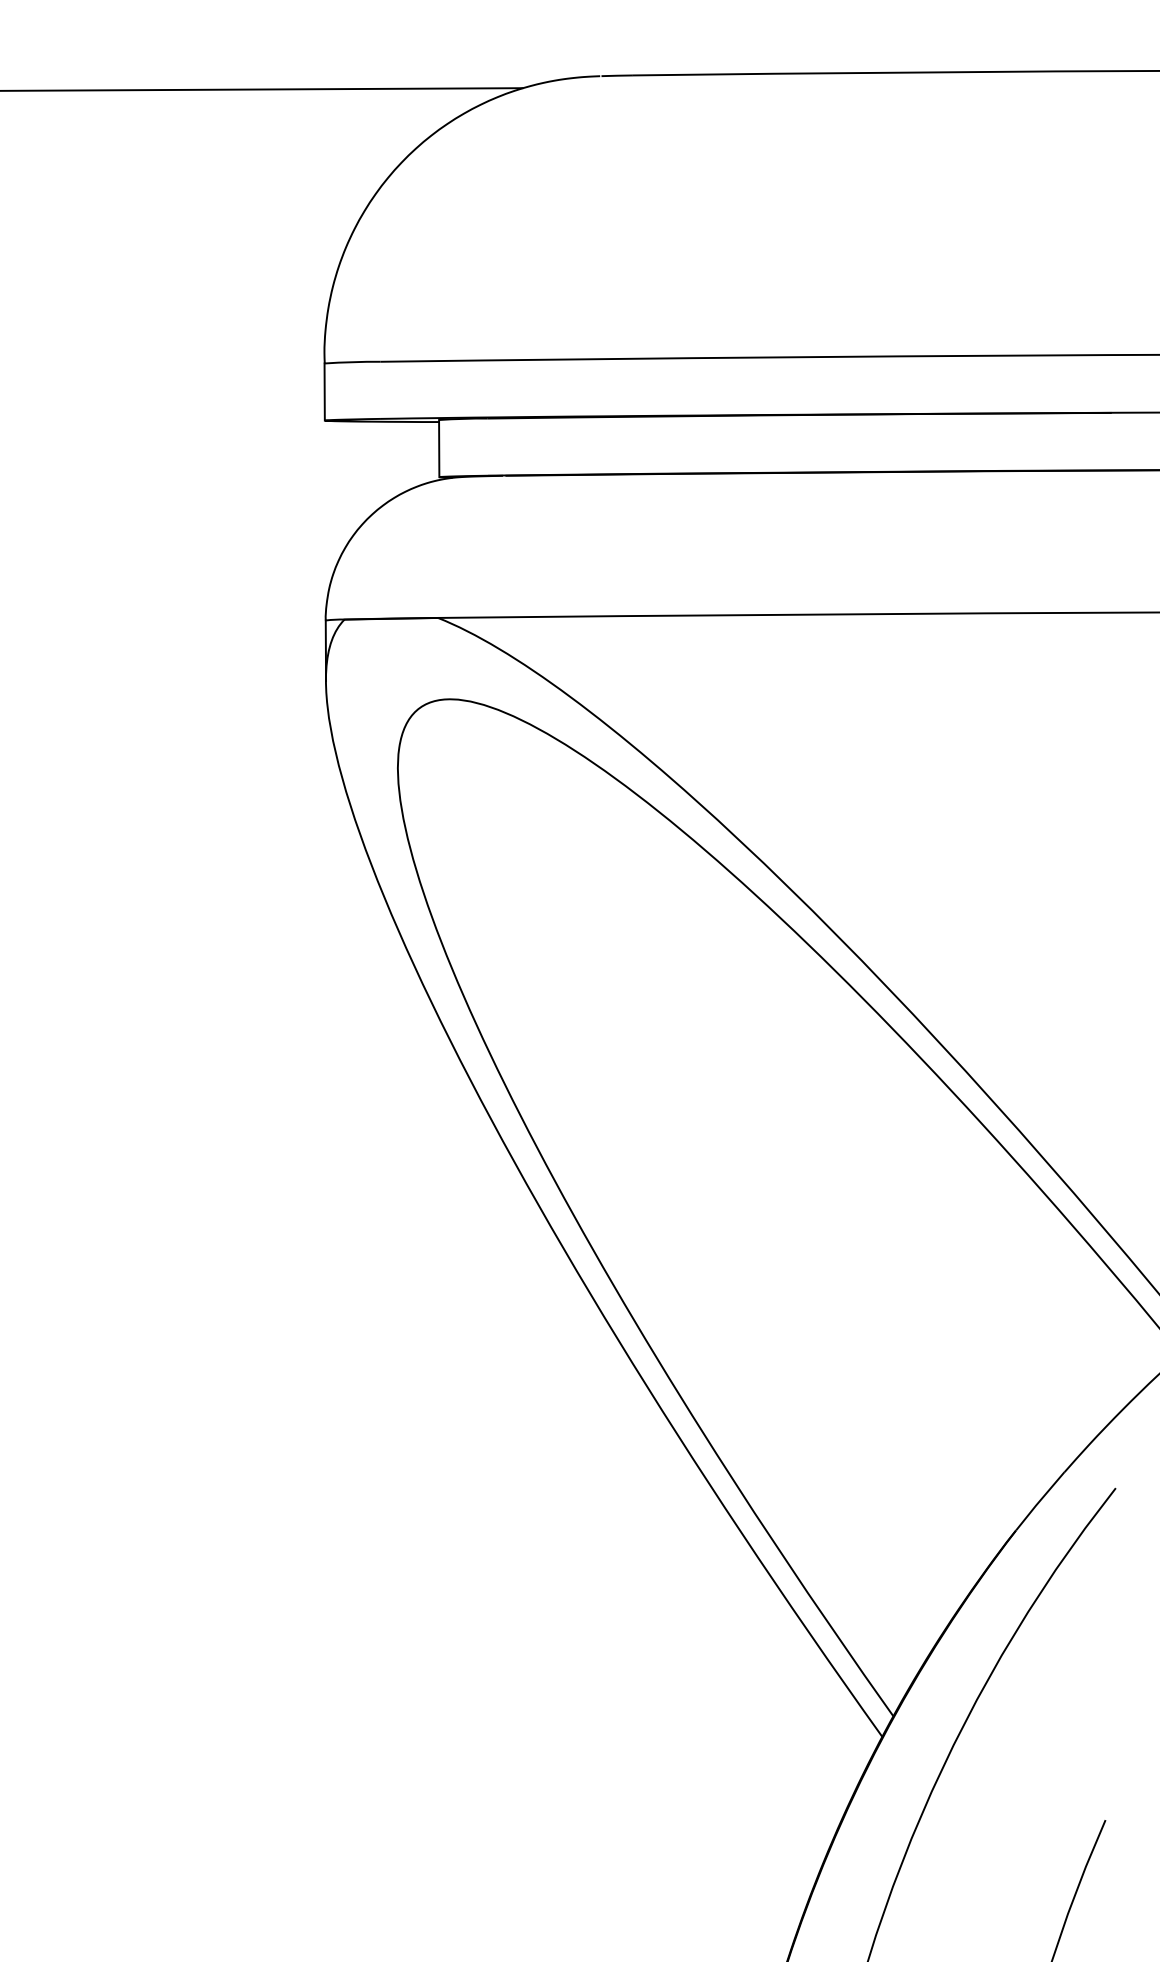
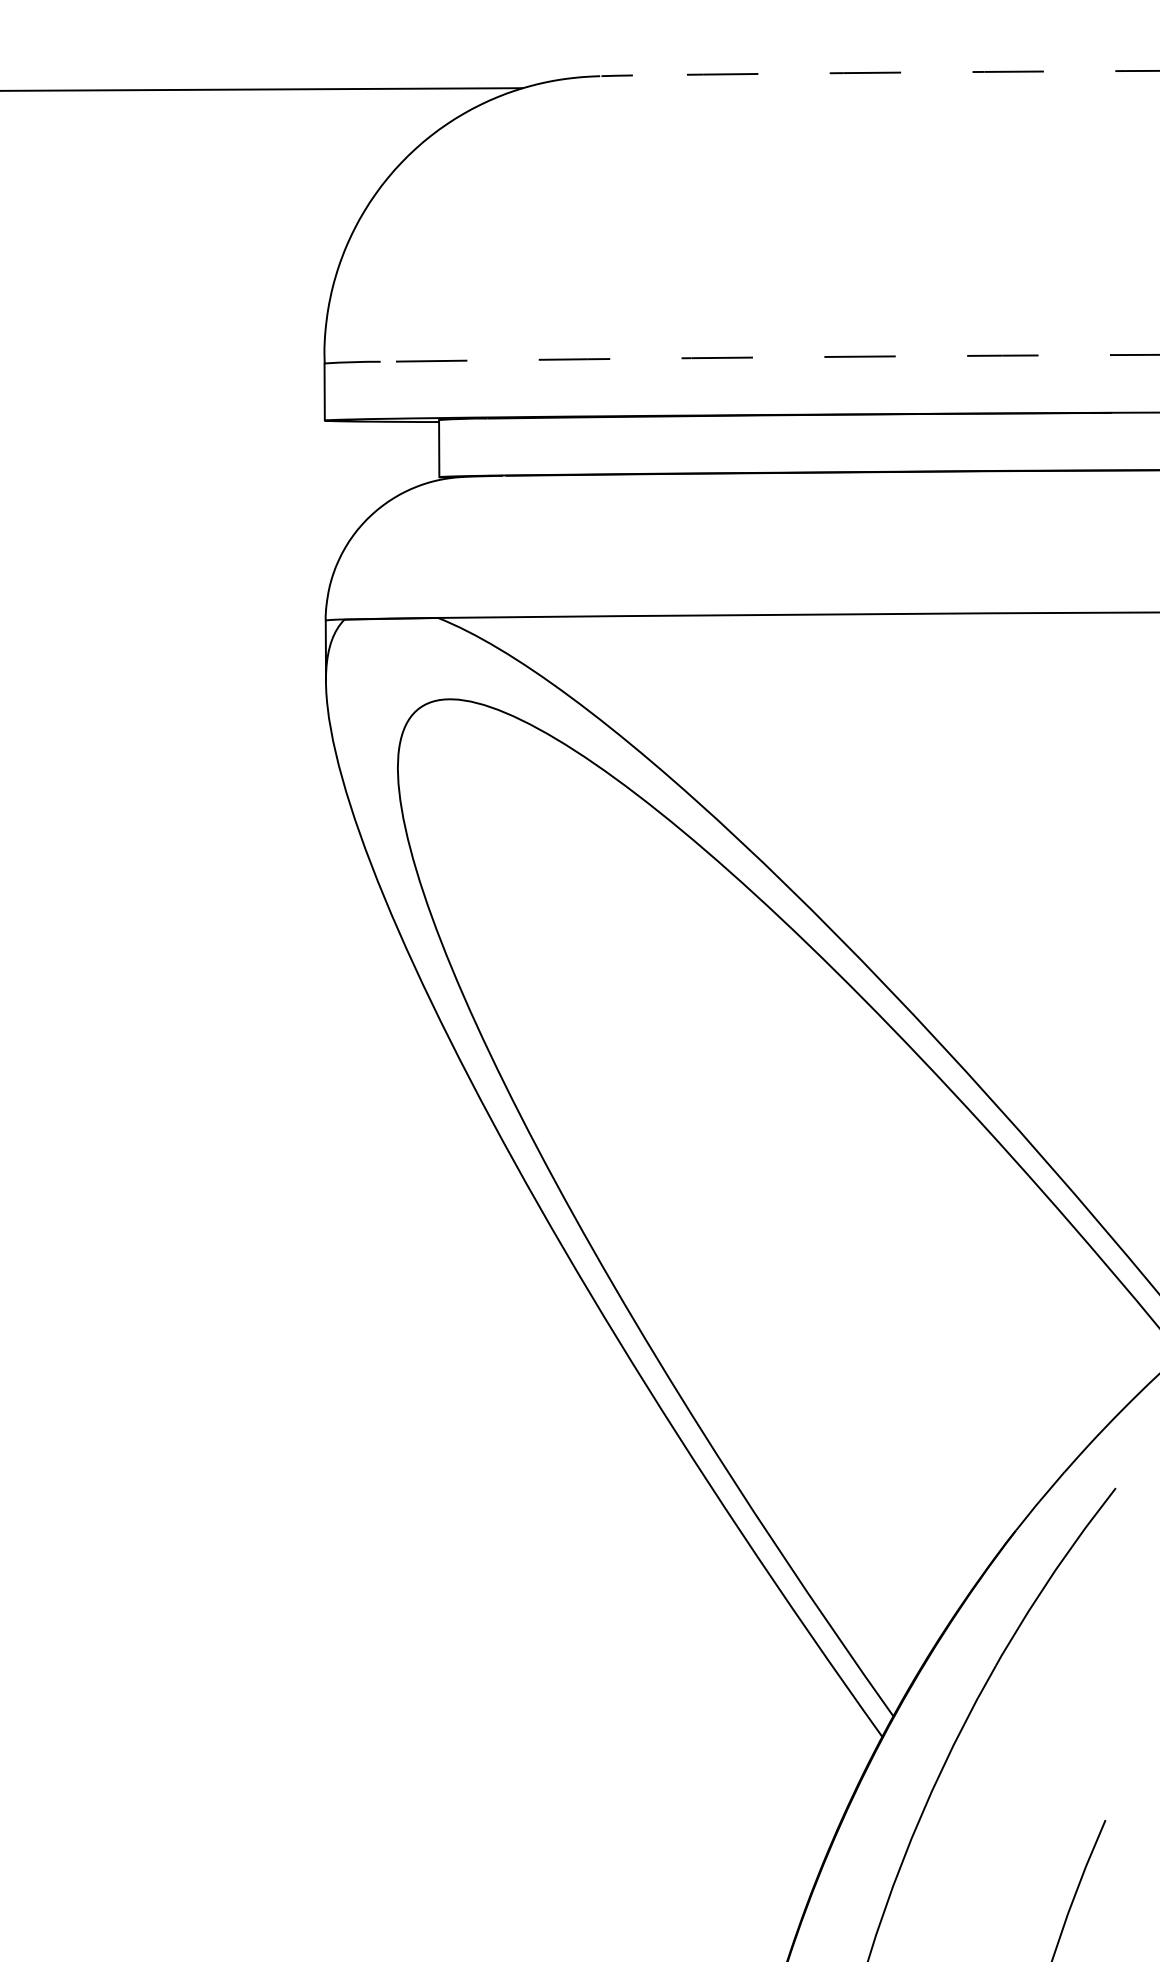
arc: solid -> dashed (896, 72)
arc: solid -> dashed (770, 357)
